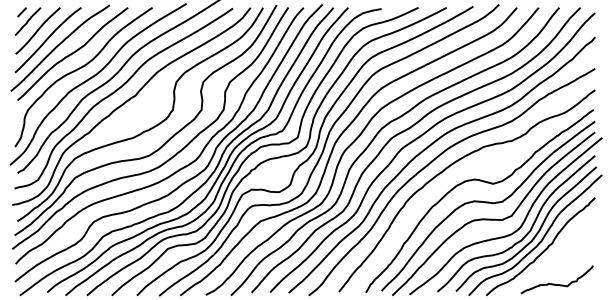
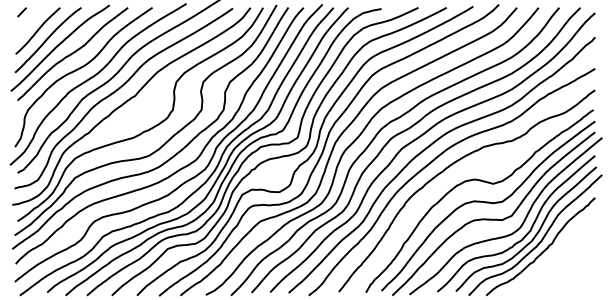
line: present -> none (27, 21)
curve: present -> none (554, 283)
